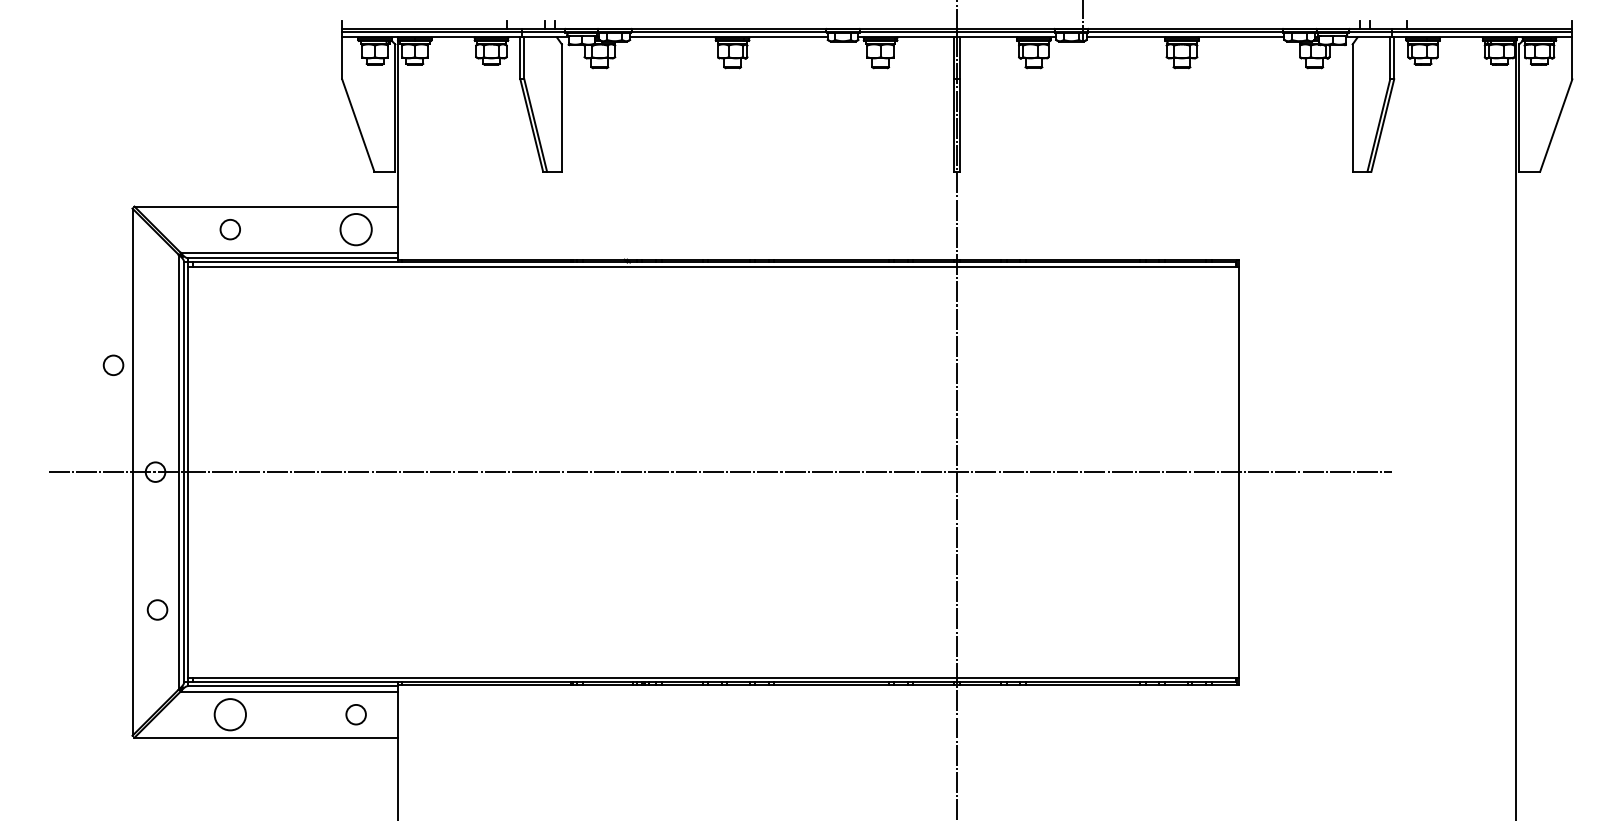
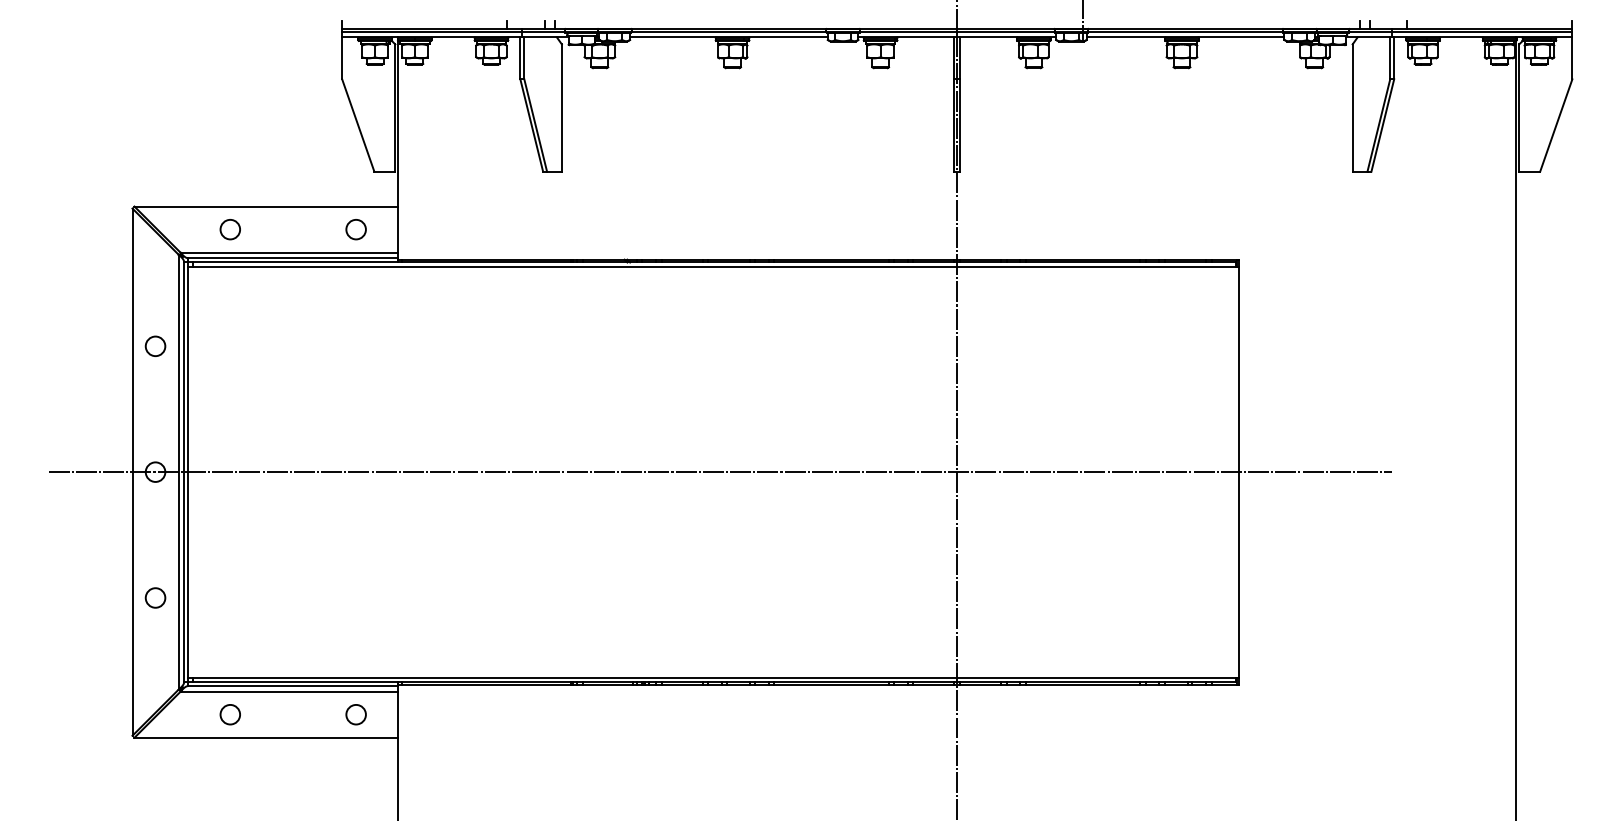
circle diameter: 31 px -> 20 px (355, 229)
circle position: (113, 364) -> (155, 345) (155, 345)
circle position: (157, 609) -> (155, 597) (155, 597)
circle diameter: 31 px -> 20 px (230, 714)
